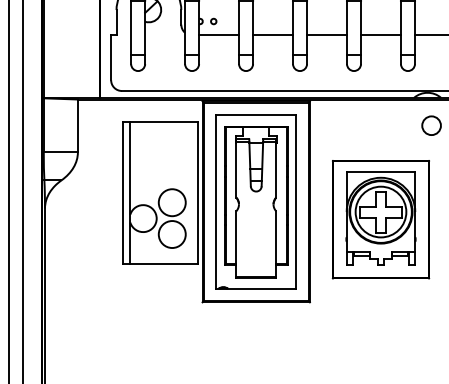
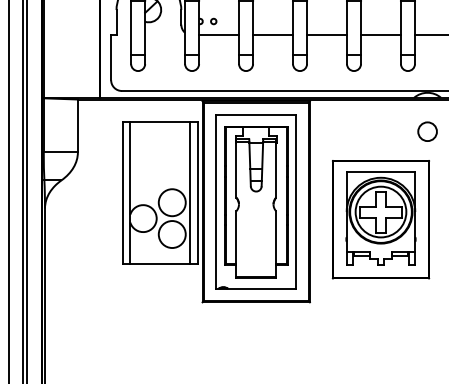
circle position: (431, 125) -> (427, 131) (427, 131)
line: none -> present (27, 191)
line: none -> present (189, 192)
